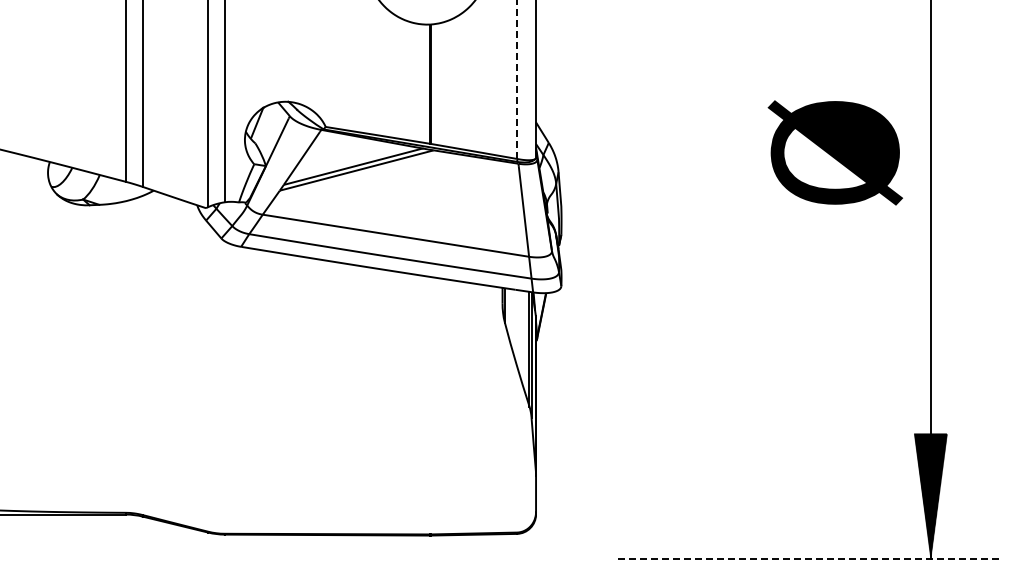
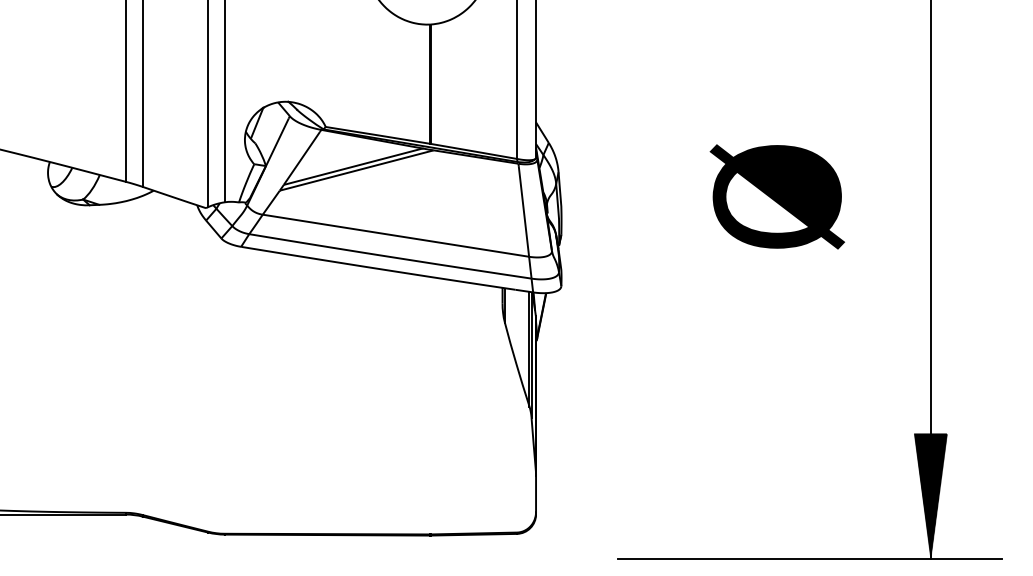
line: dashed -> solid (516, 79)
text position: (834, 152) -> (776, 196) (776, 196)
line: dashed -> solid (810, 558)
